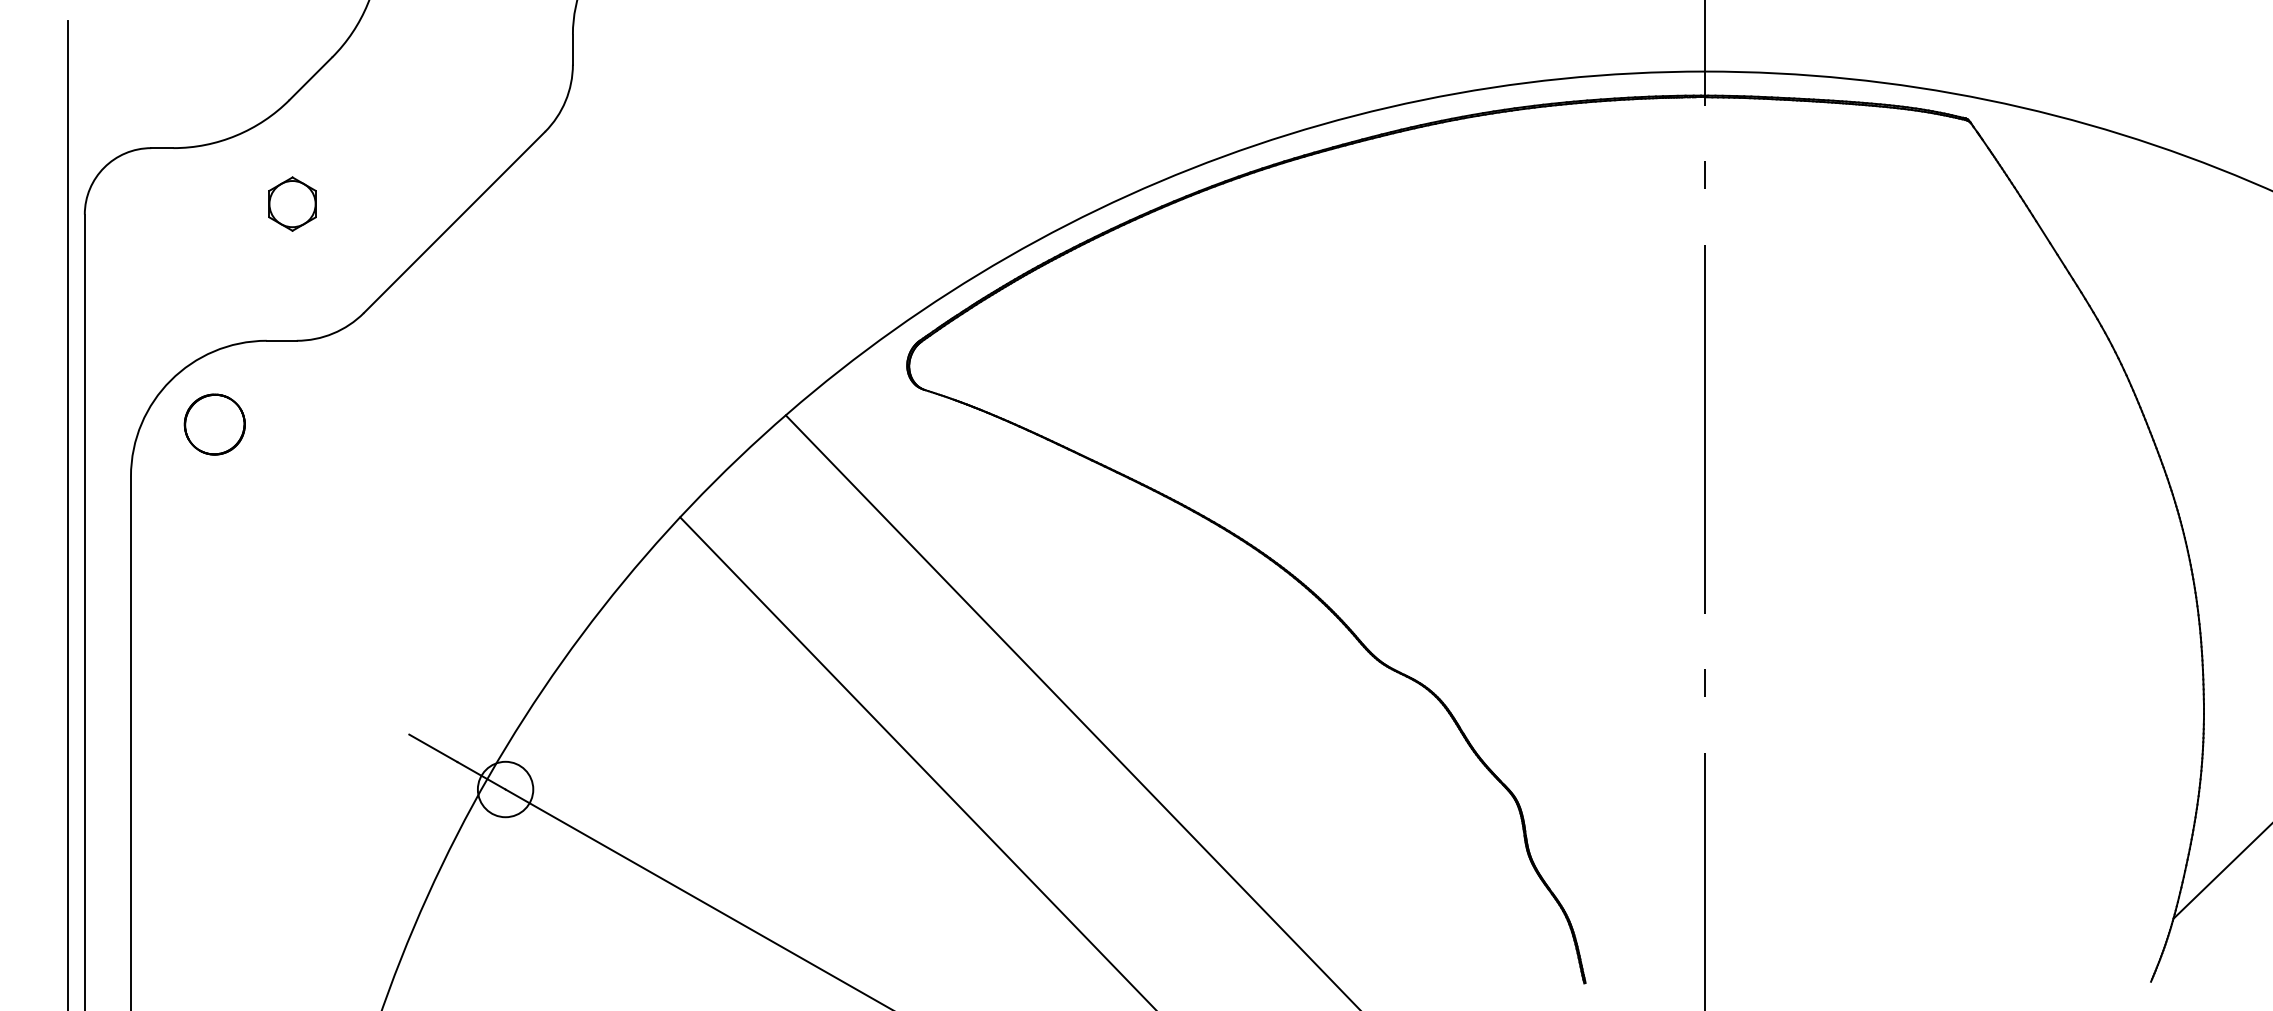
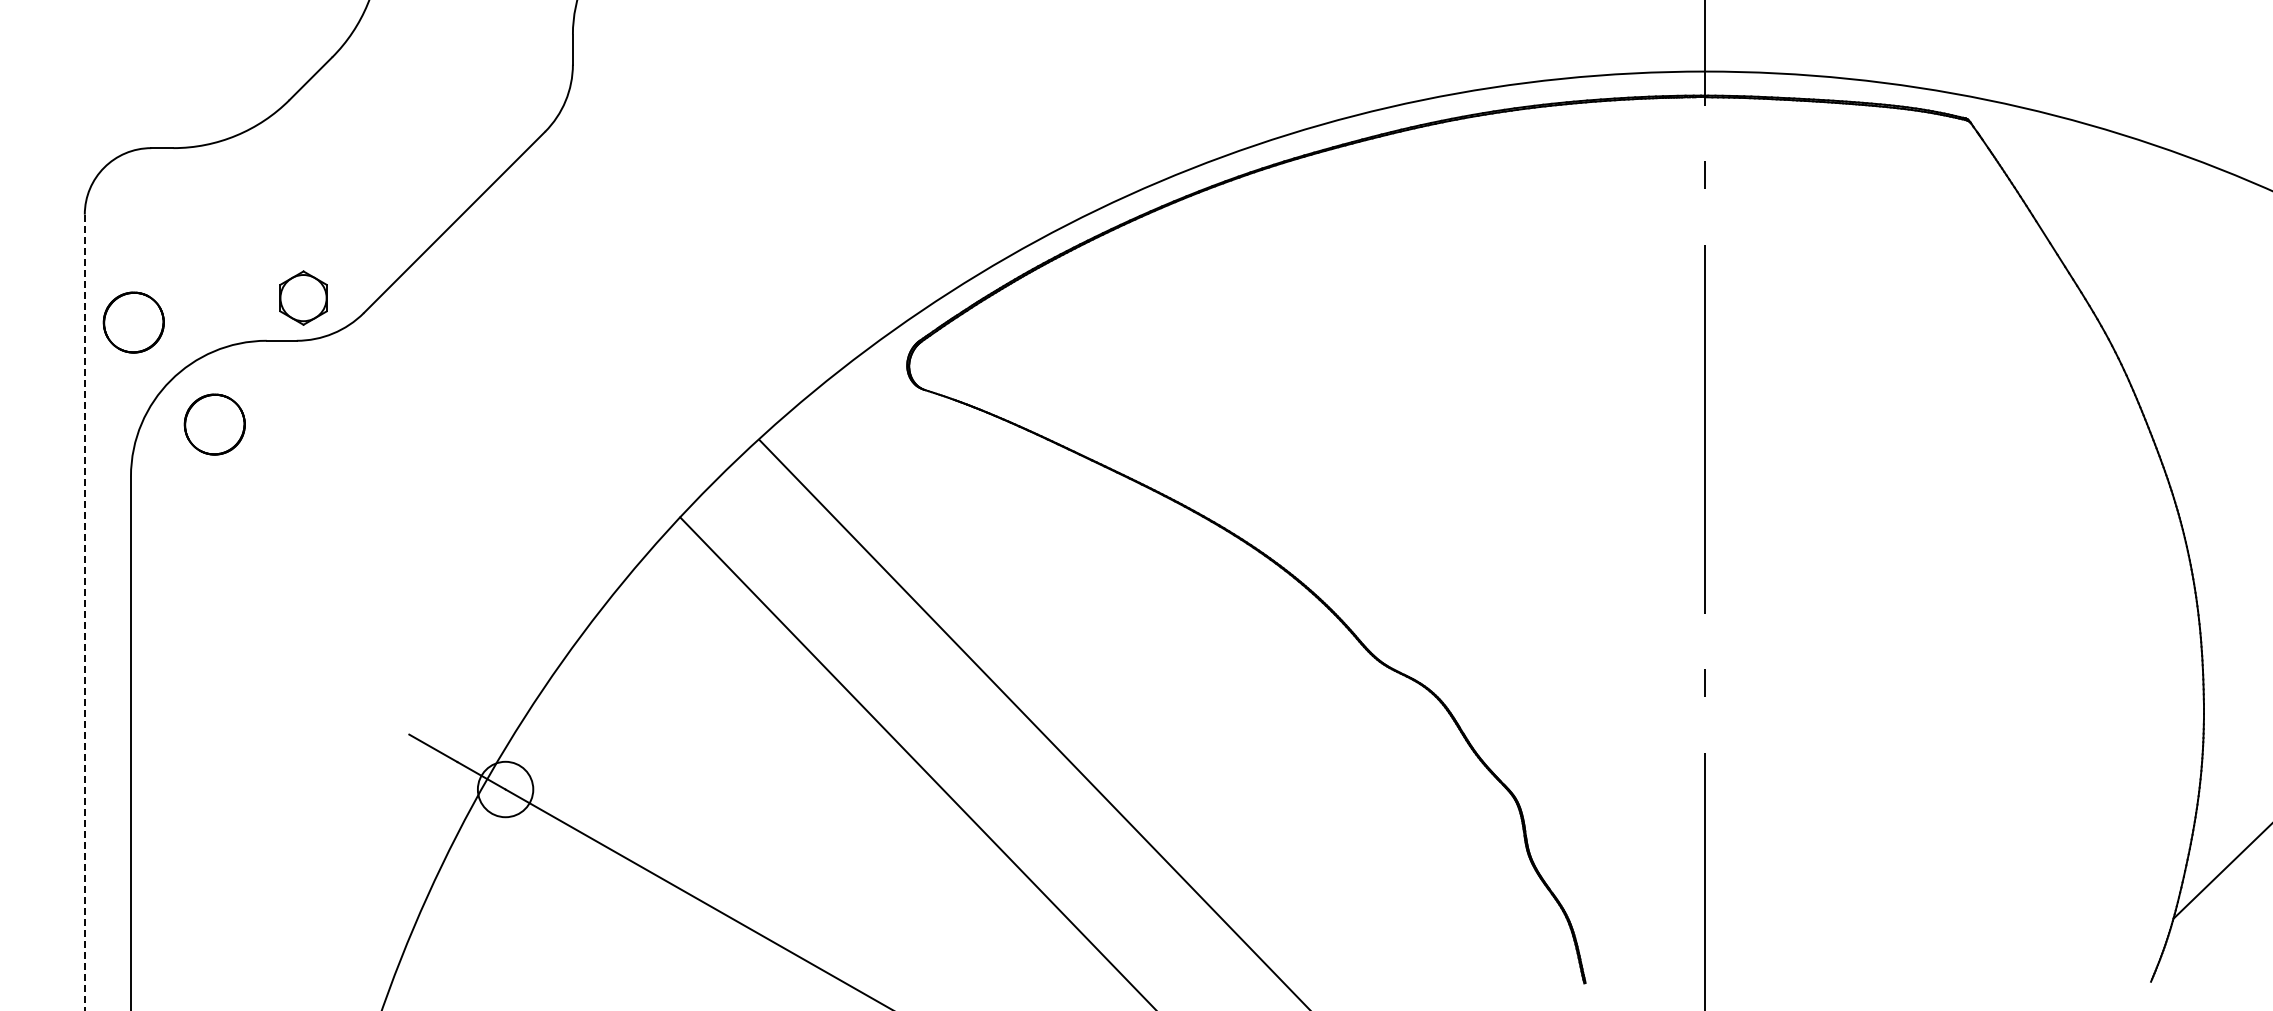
part position: (292, 203) -> (303, 297) (303, 297)
part: none -> present (133, 322)
line: present -> none (68, 513)
line: solid -> dashed (84, 612)
line position: (1071, 711) -> (1033, 723) (1033, 723)
